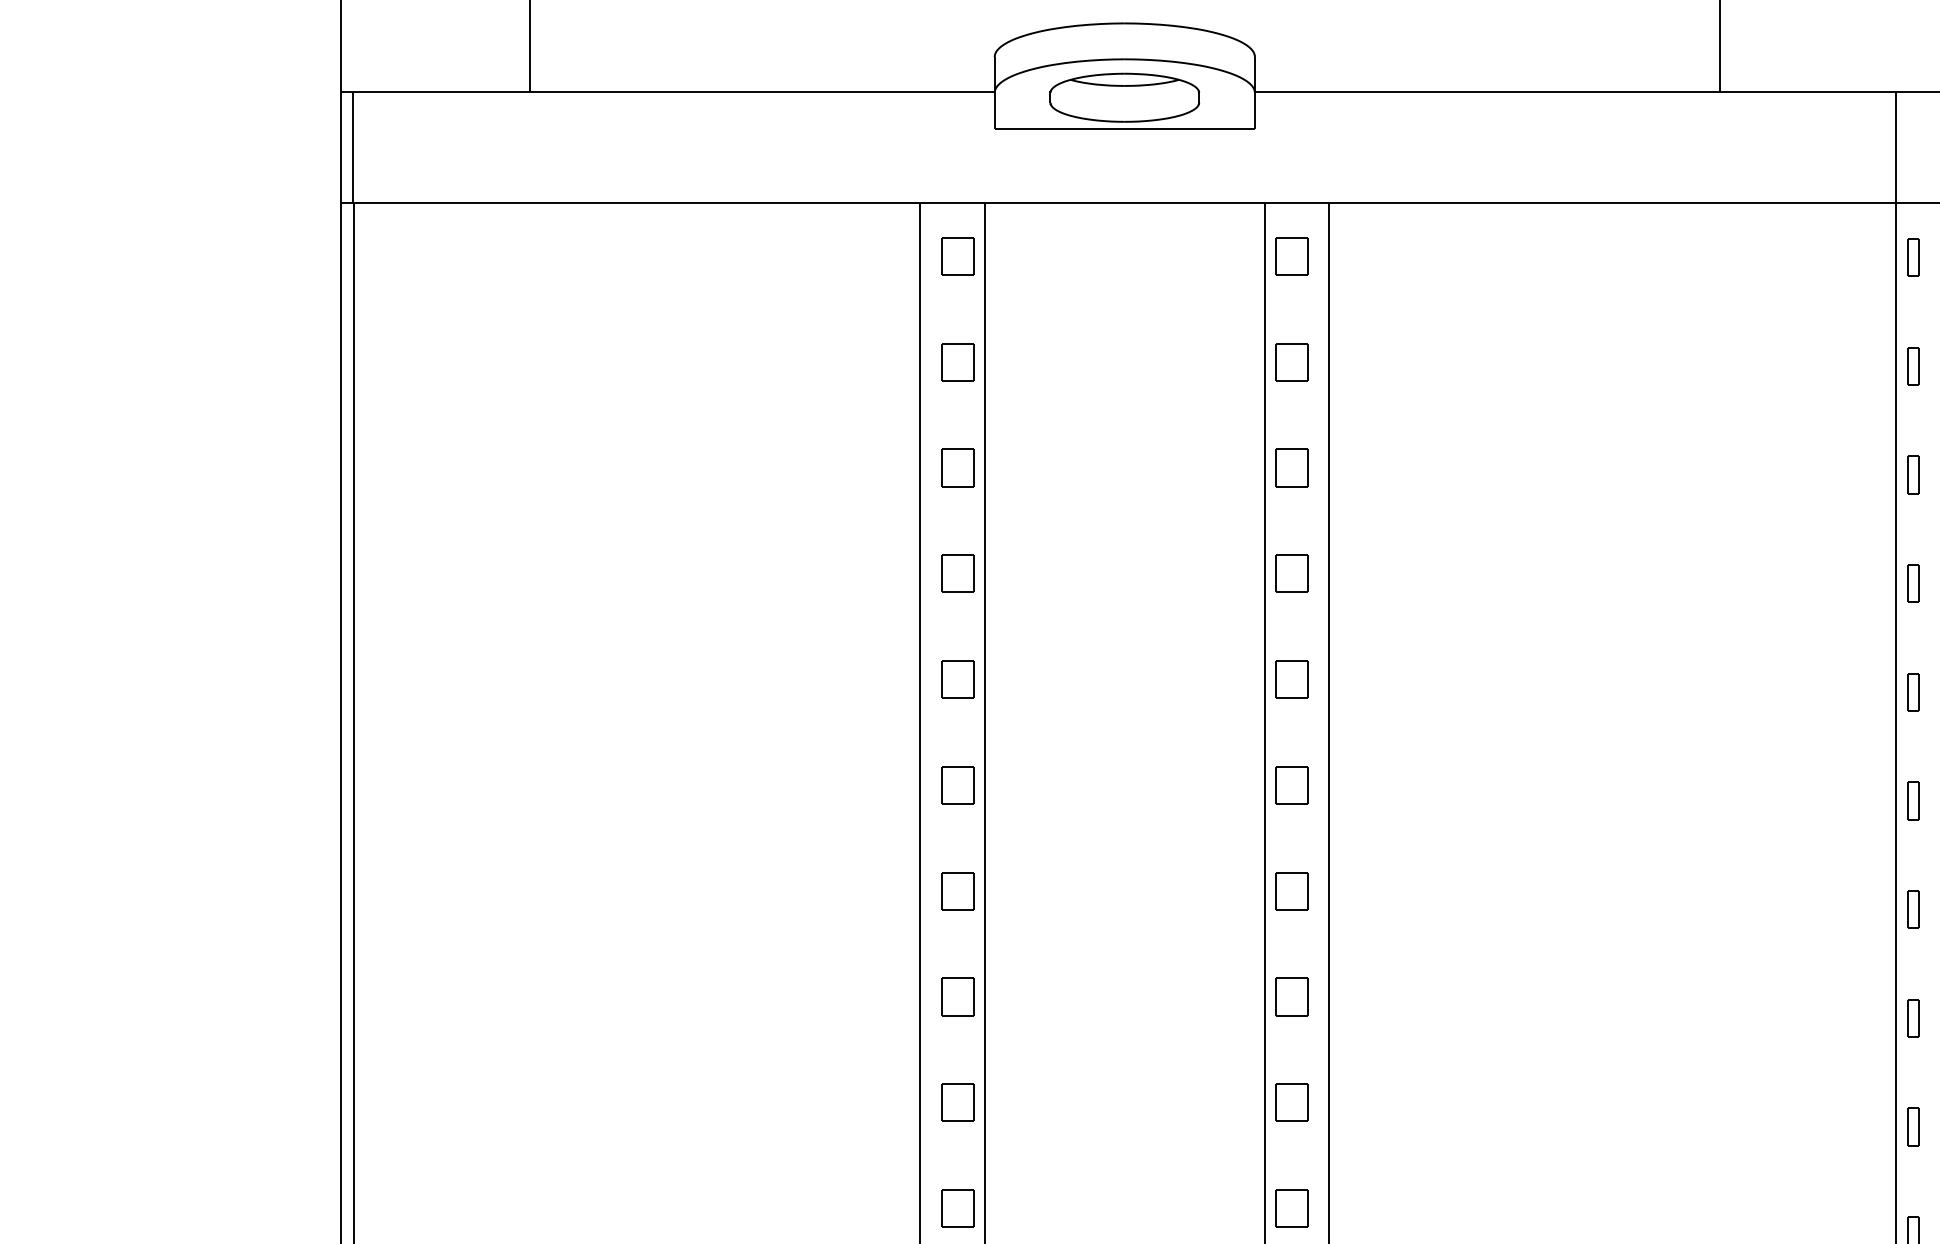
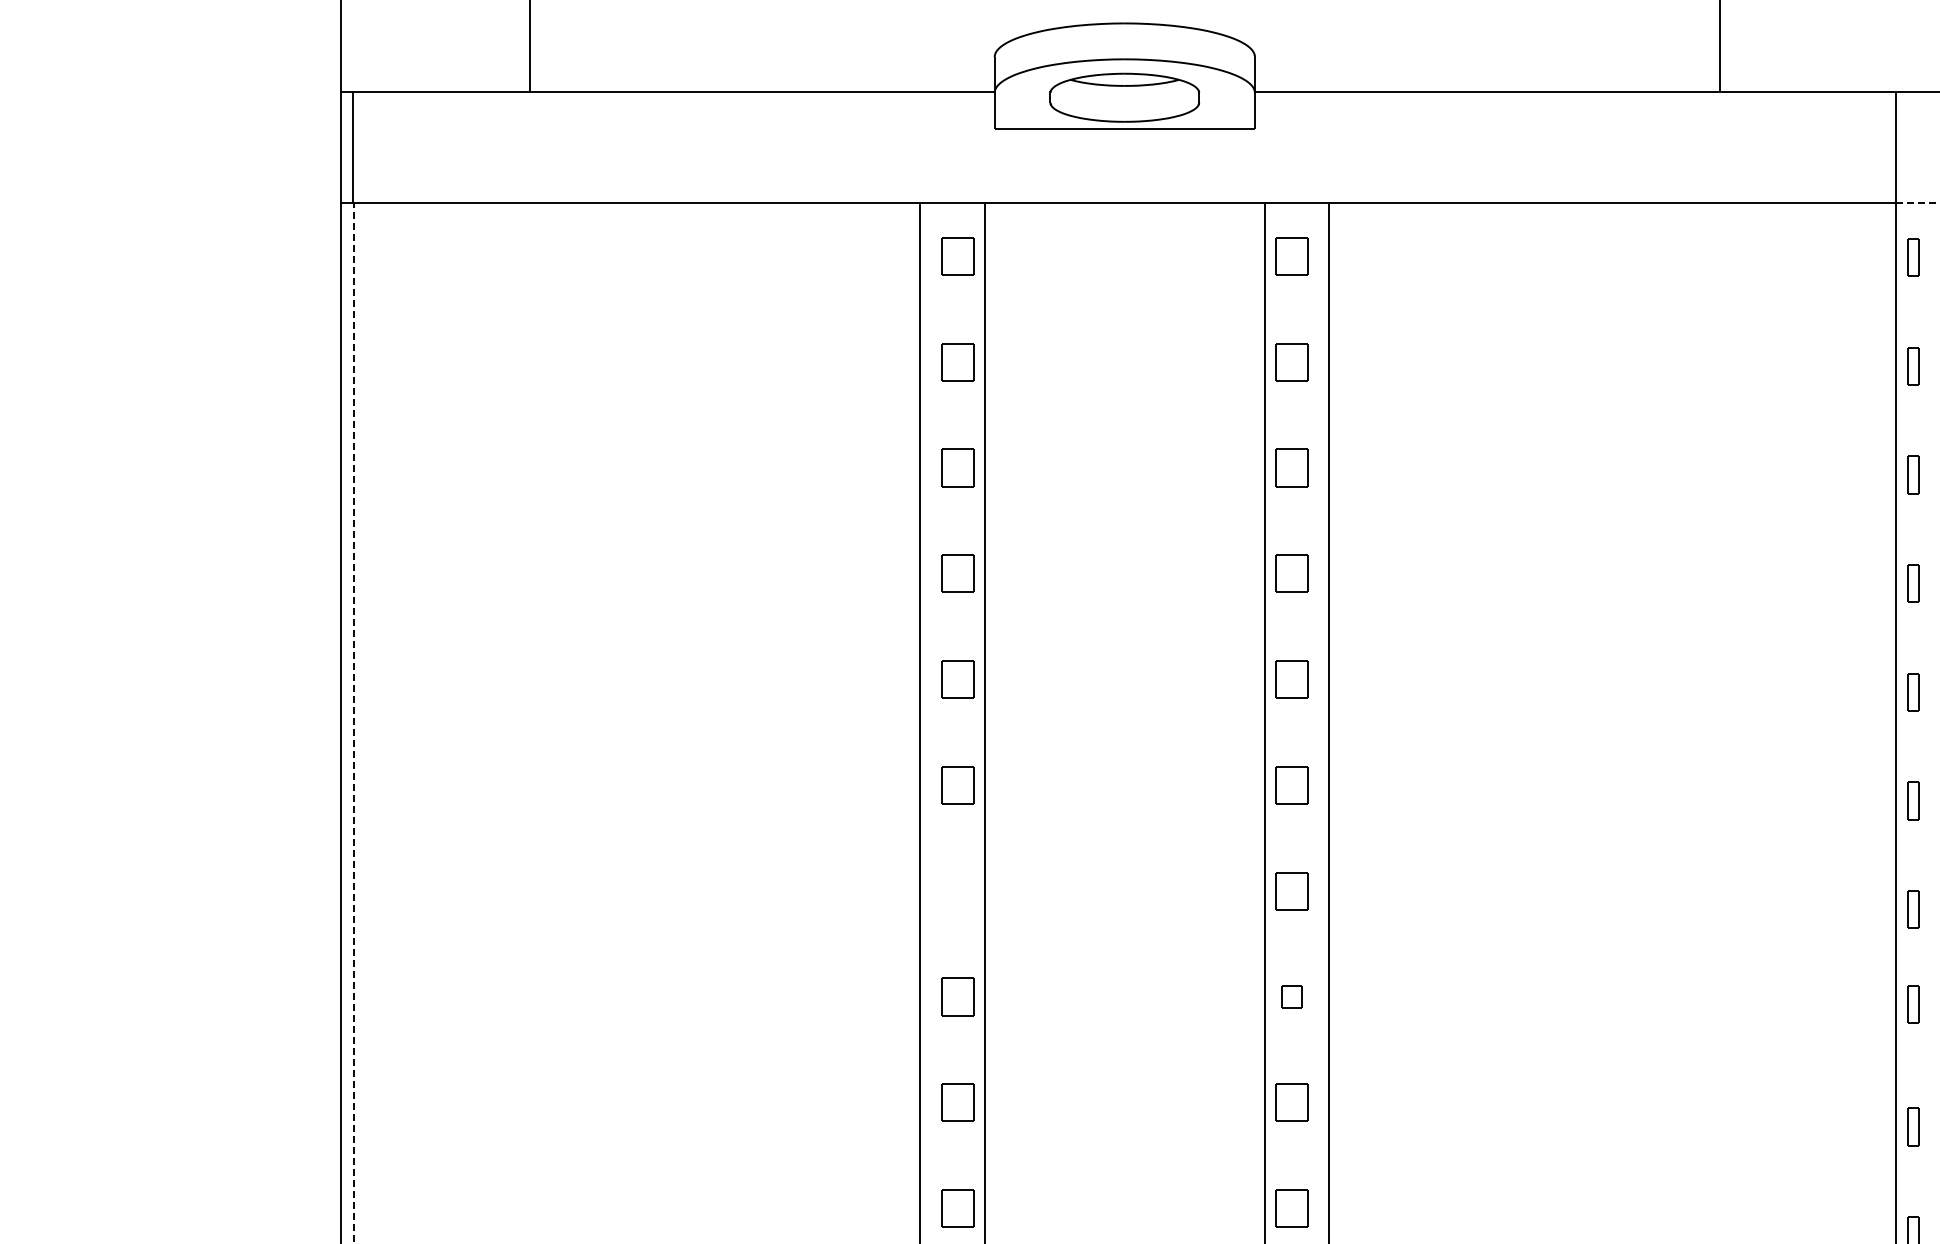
line: solid -> dashed (1918, 203)
line: solid -> dashed (353, 723)
part: present -> none (957, 891)
part size: 34x40 px -> 22x24 px (1291, 996)
part position: (1913, 1018) -> (1913, 1004) (1913, 1004)
